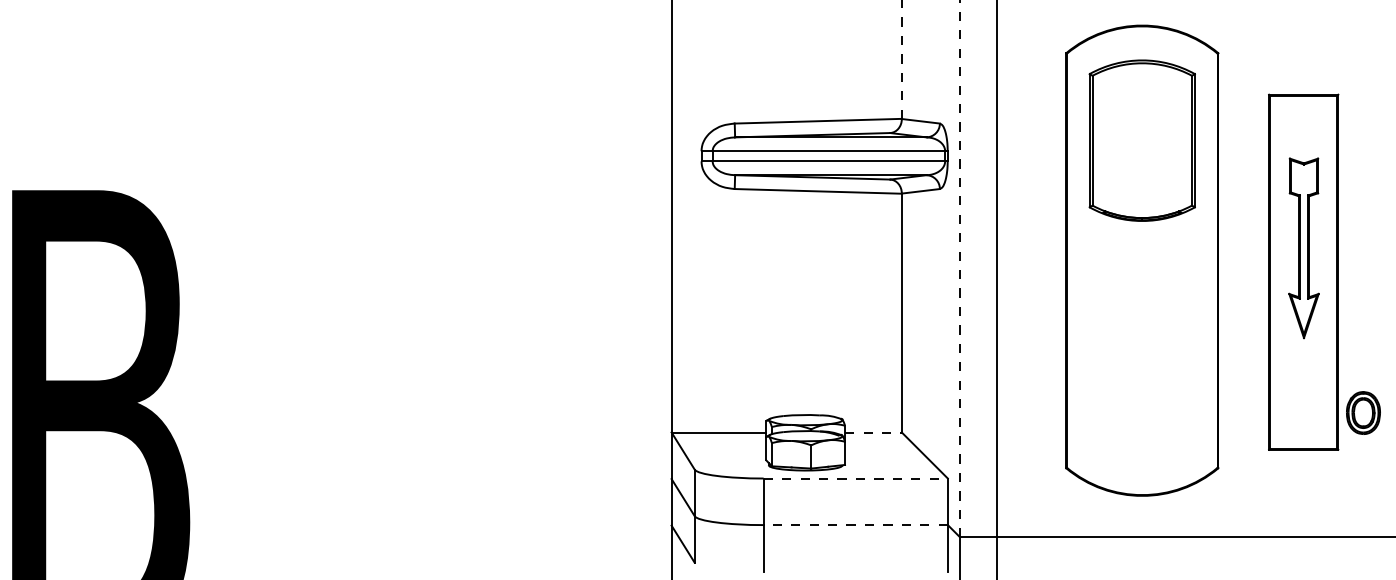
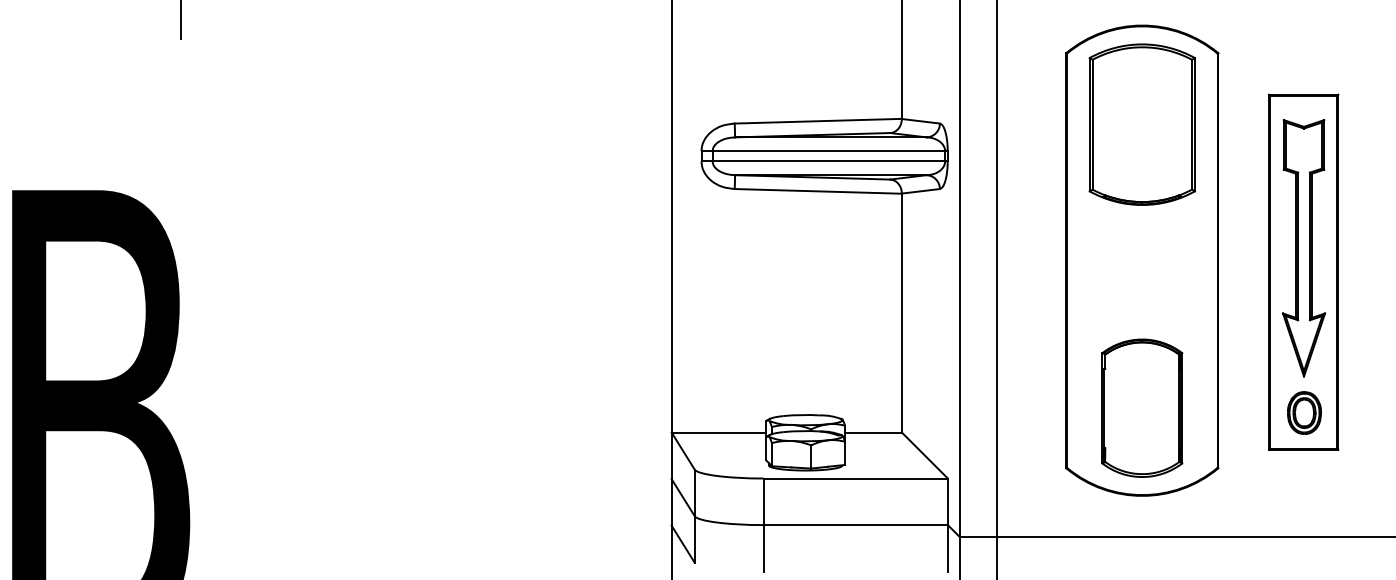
line: none -> present (181, 20)
line: dashed -> solid (901, 59)
part position: (1141, 140) -> (1141, 124) (1141, 124)
part size: 32x183 px -> 46x259 px (1303, 248)
line: dashed -> solid (960, 268)
part: none -> present (1142, 407)
part position: (1363, 412) -> (1304, 412) (1304, 412)
line: dashed -> solid (873, 432)
line: dashed -> solid (856, 478)
line: dashed -> solid (855, 525)
